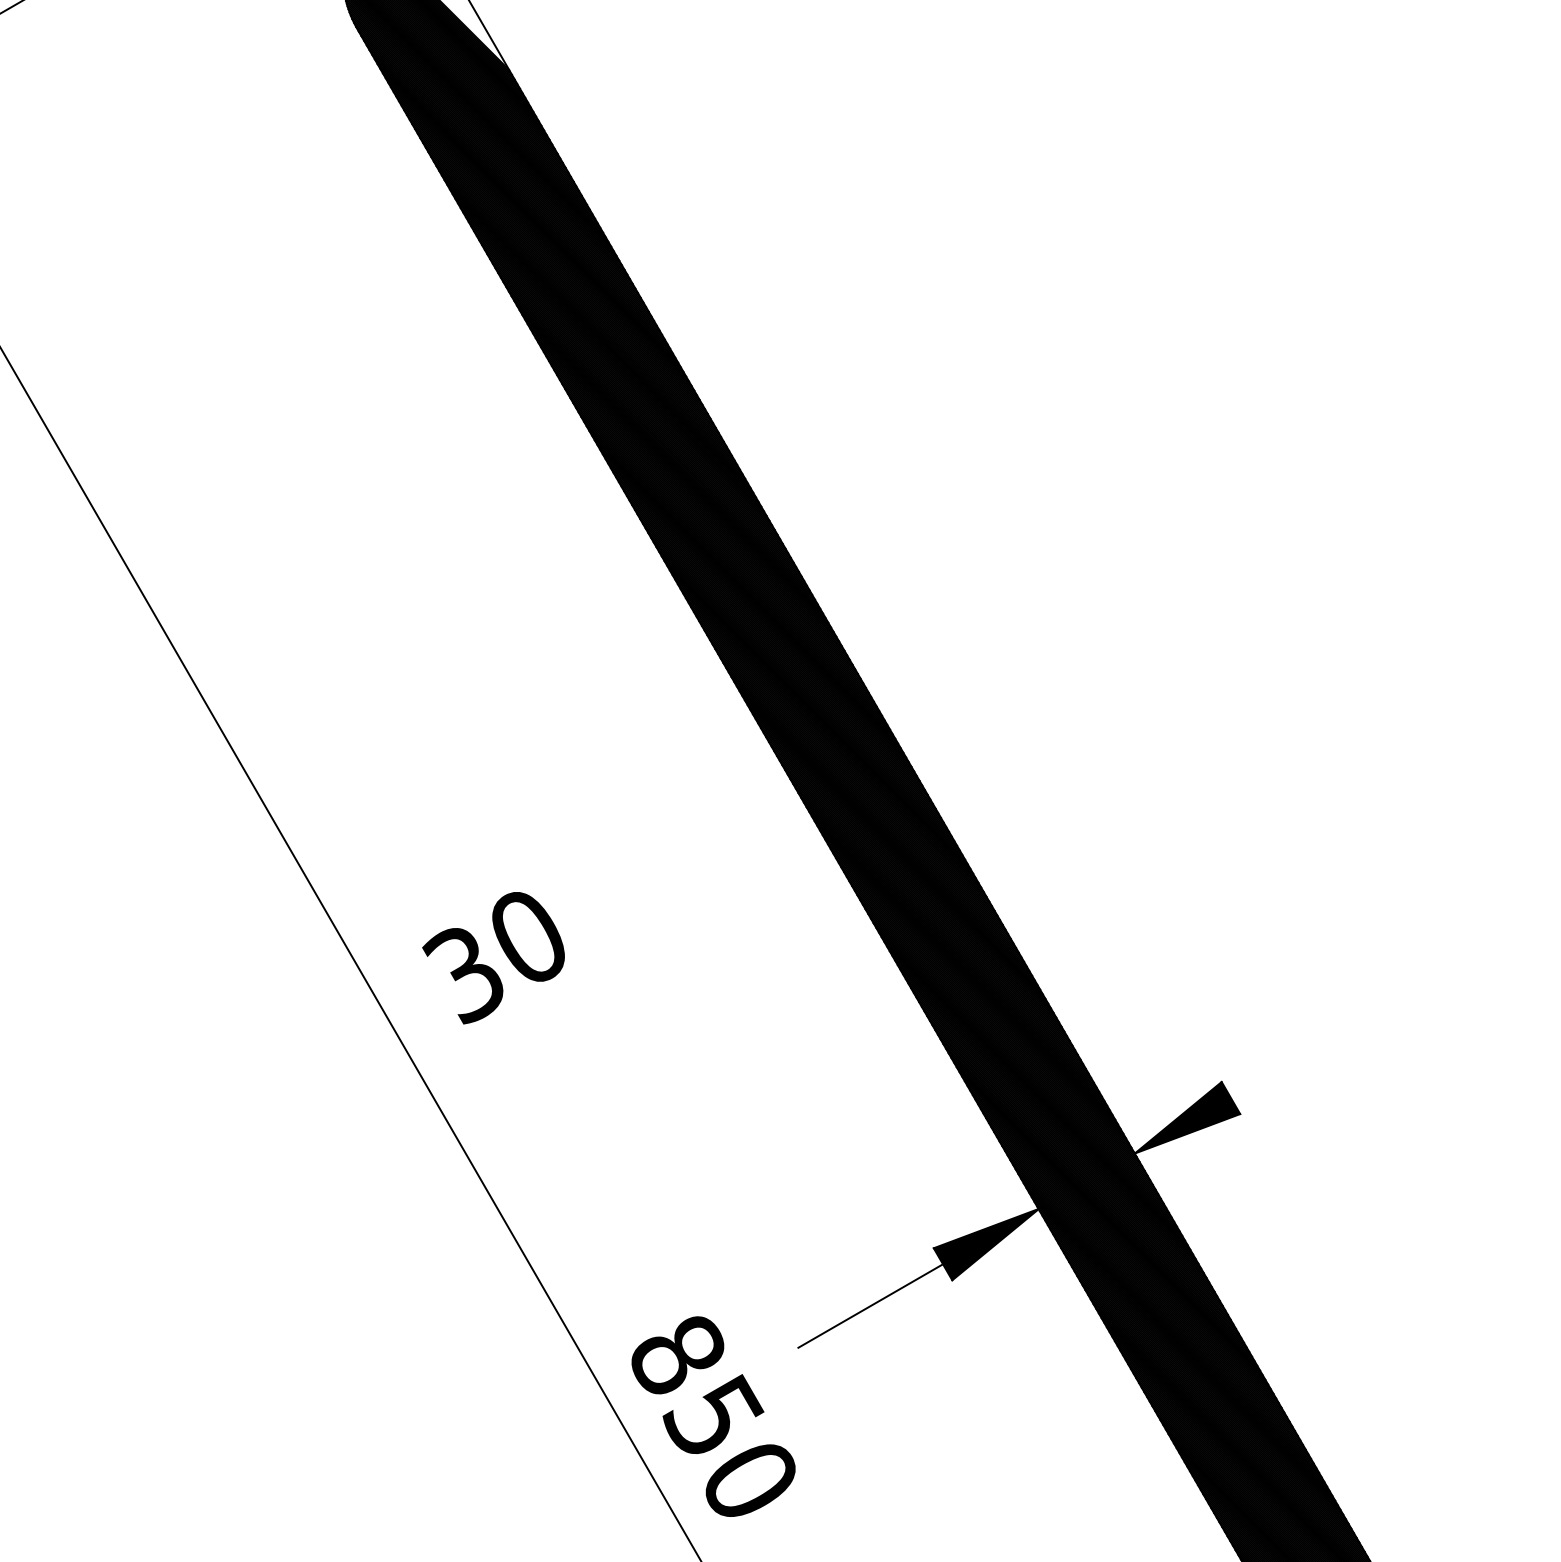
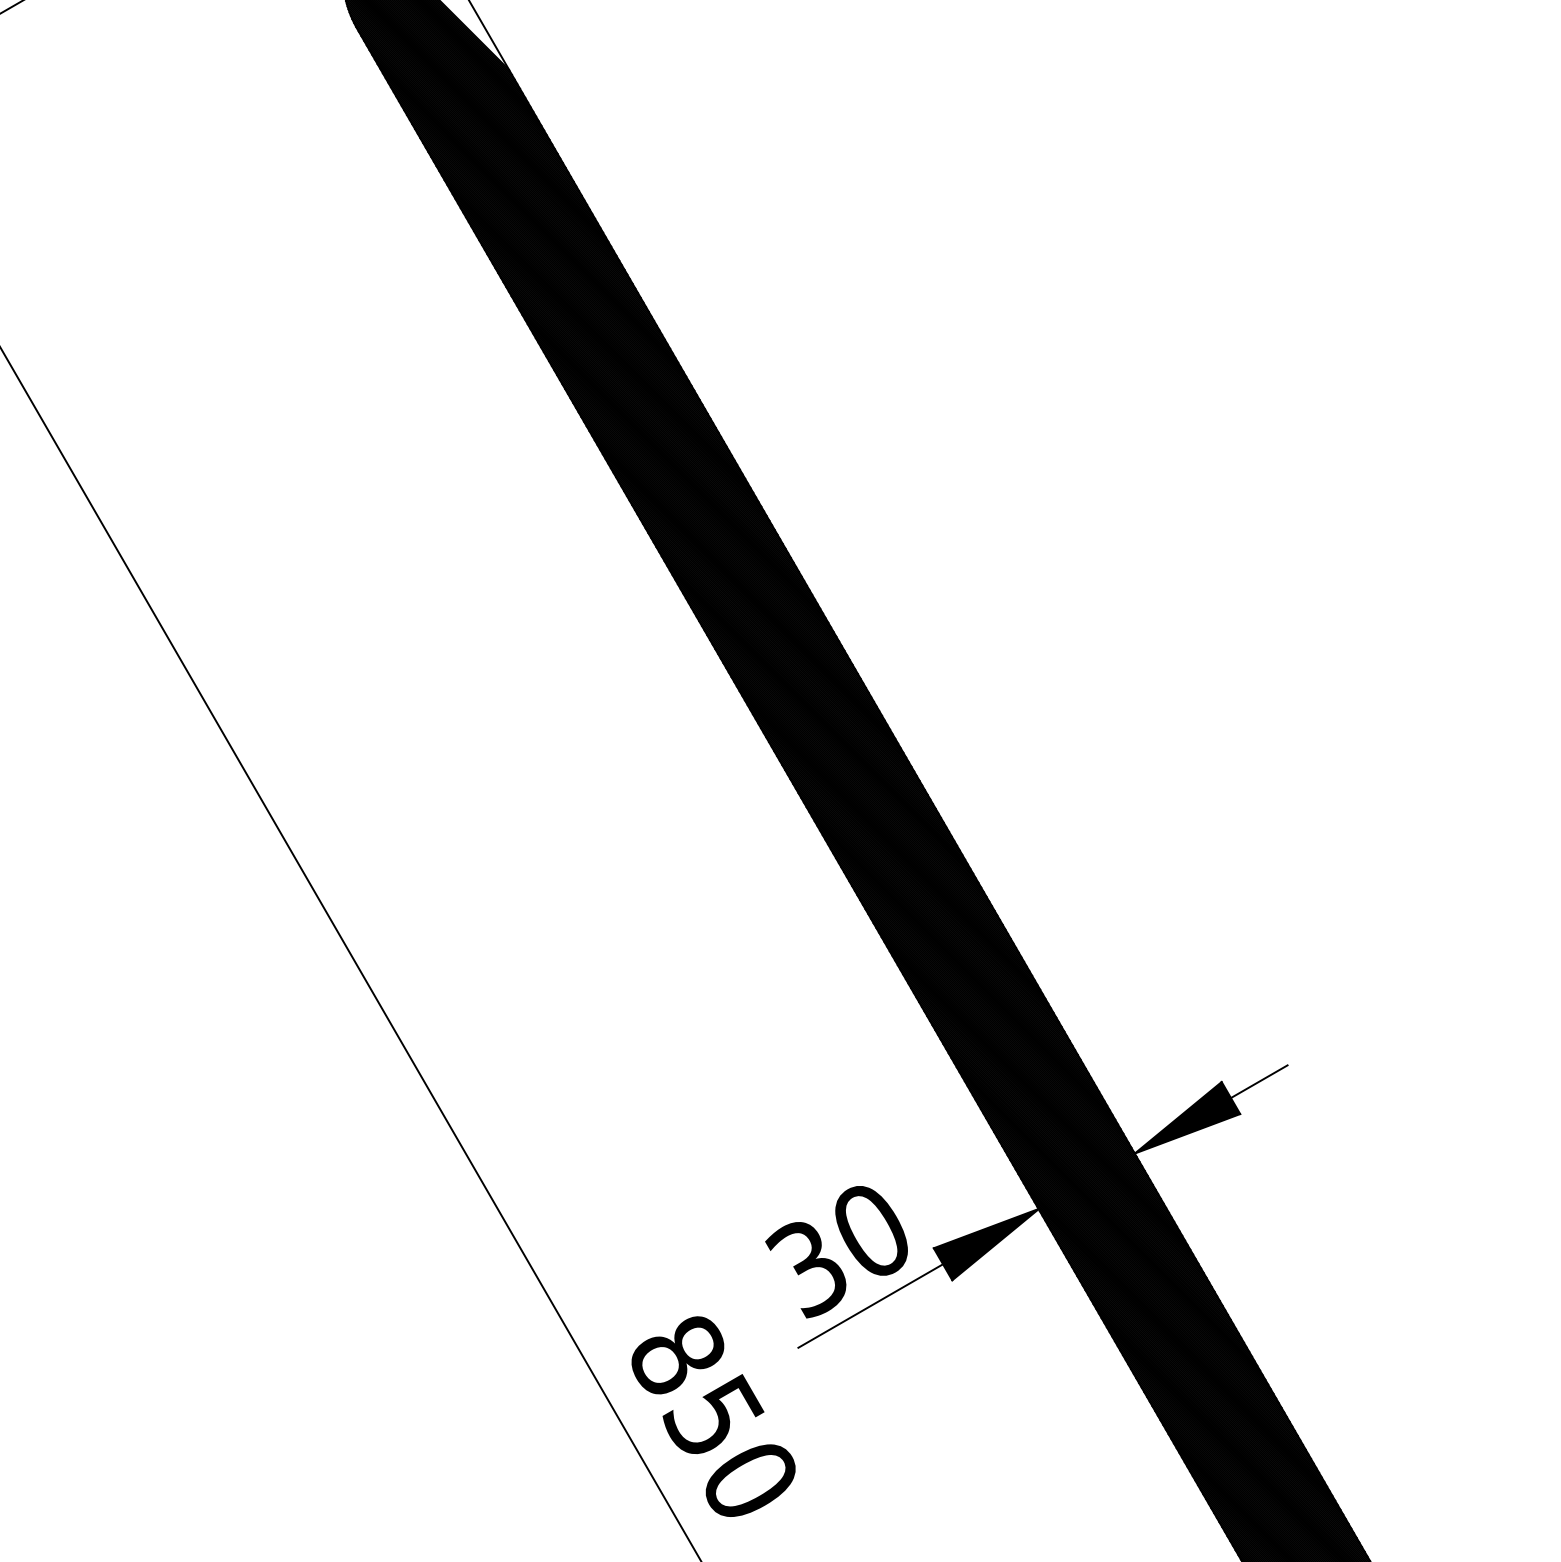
text position: (493, 958) -> (836, 1252) (836, 1252)
line: none -> present (1258, 1081)
